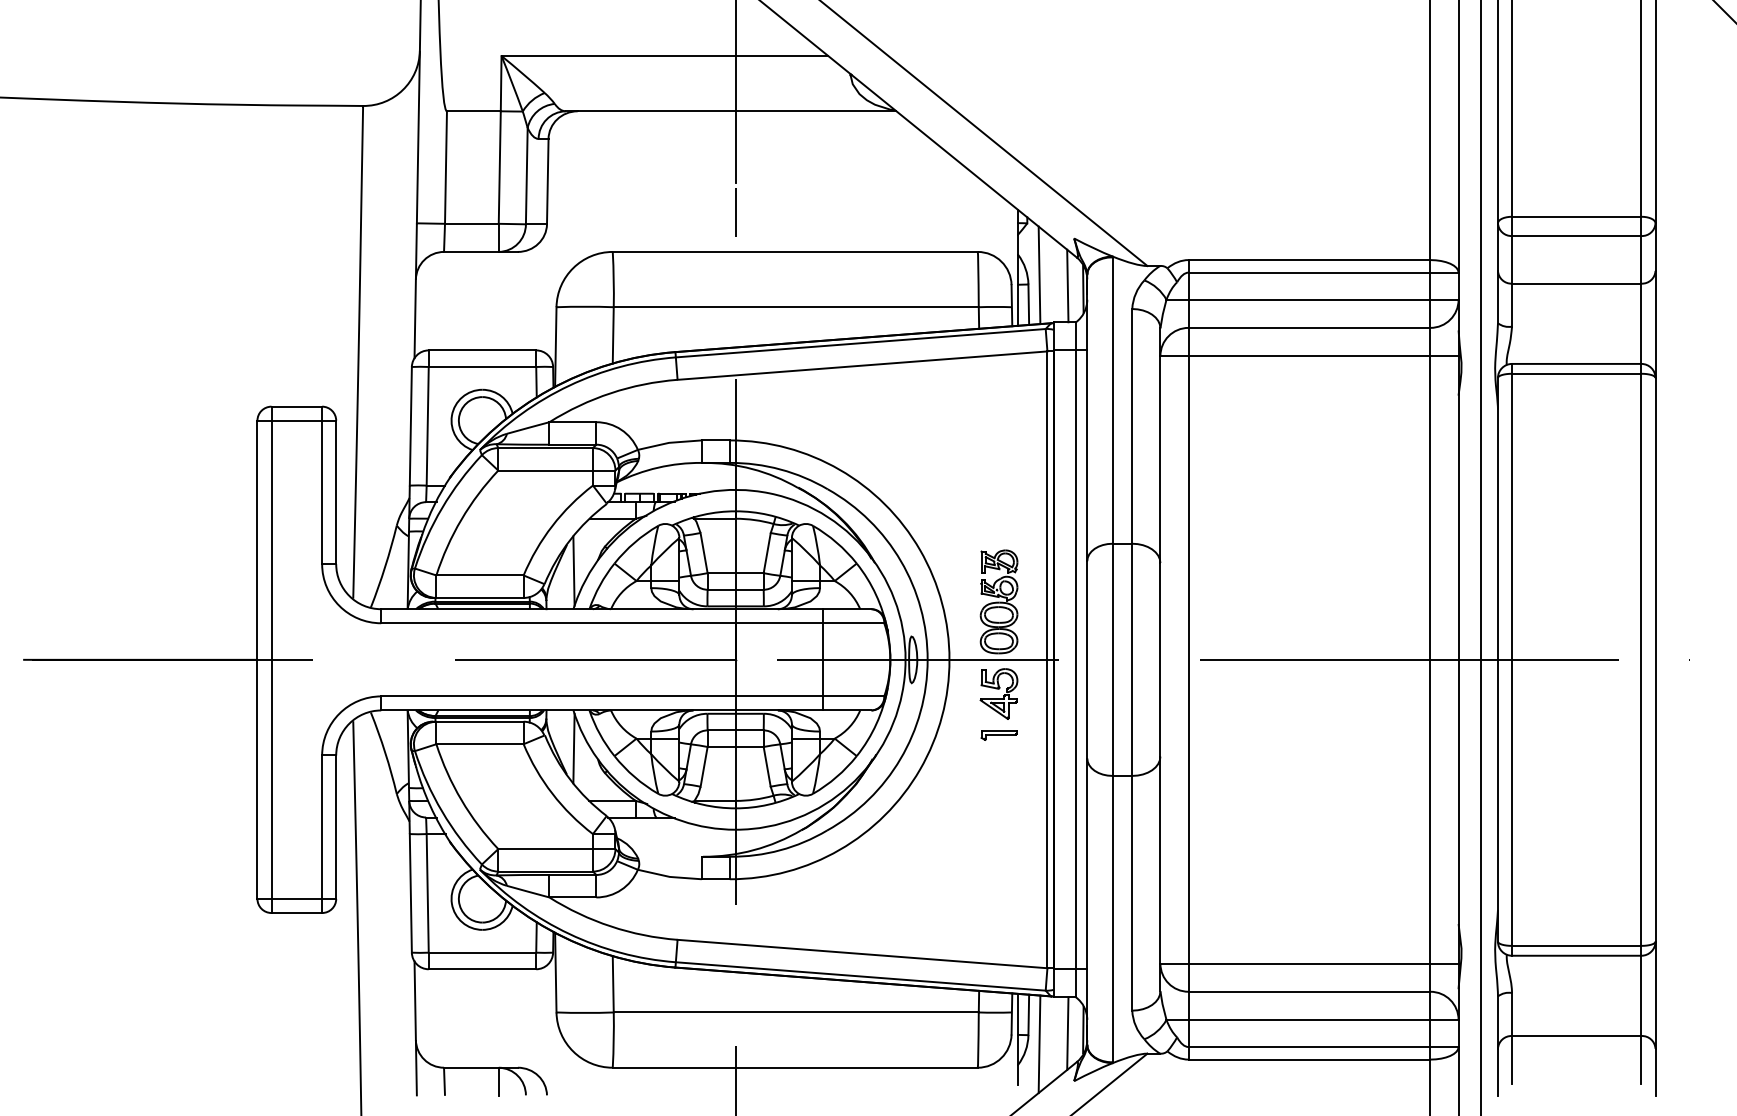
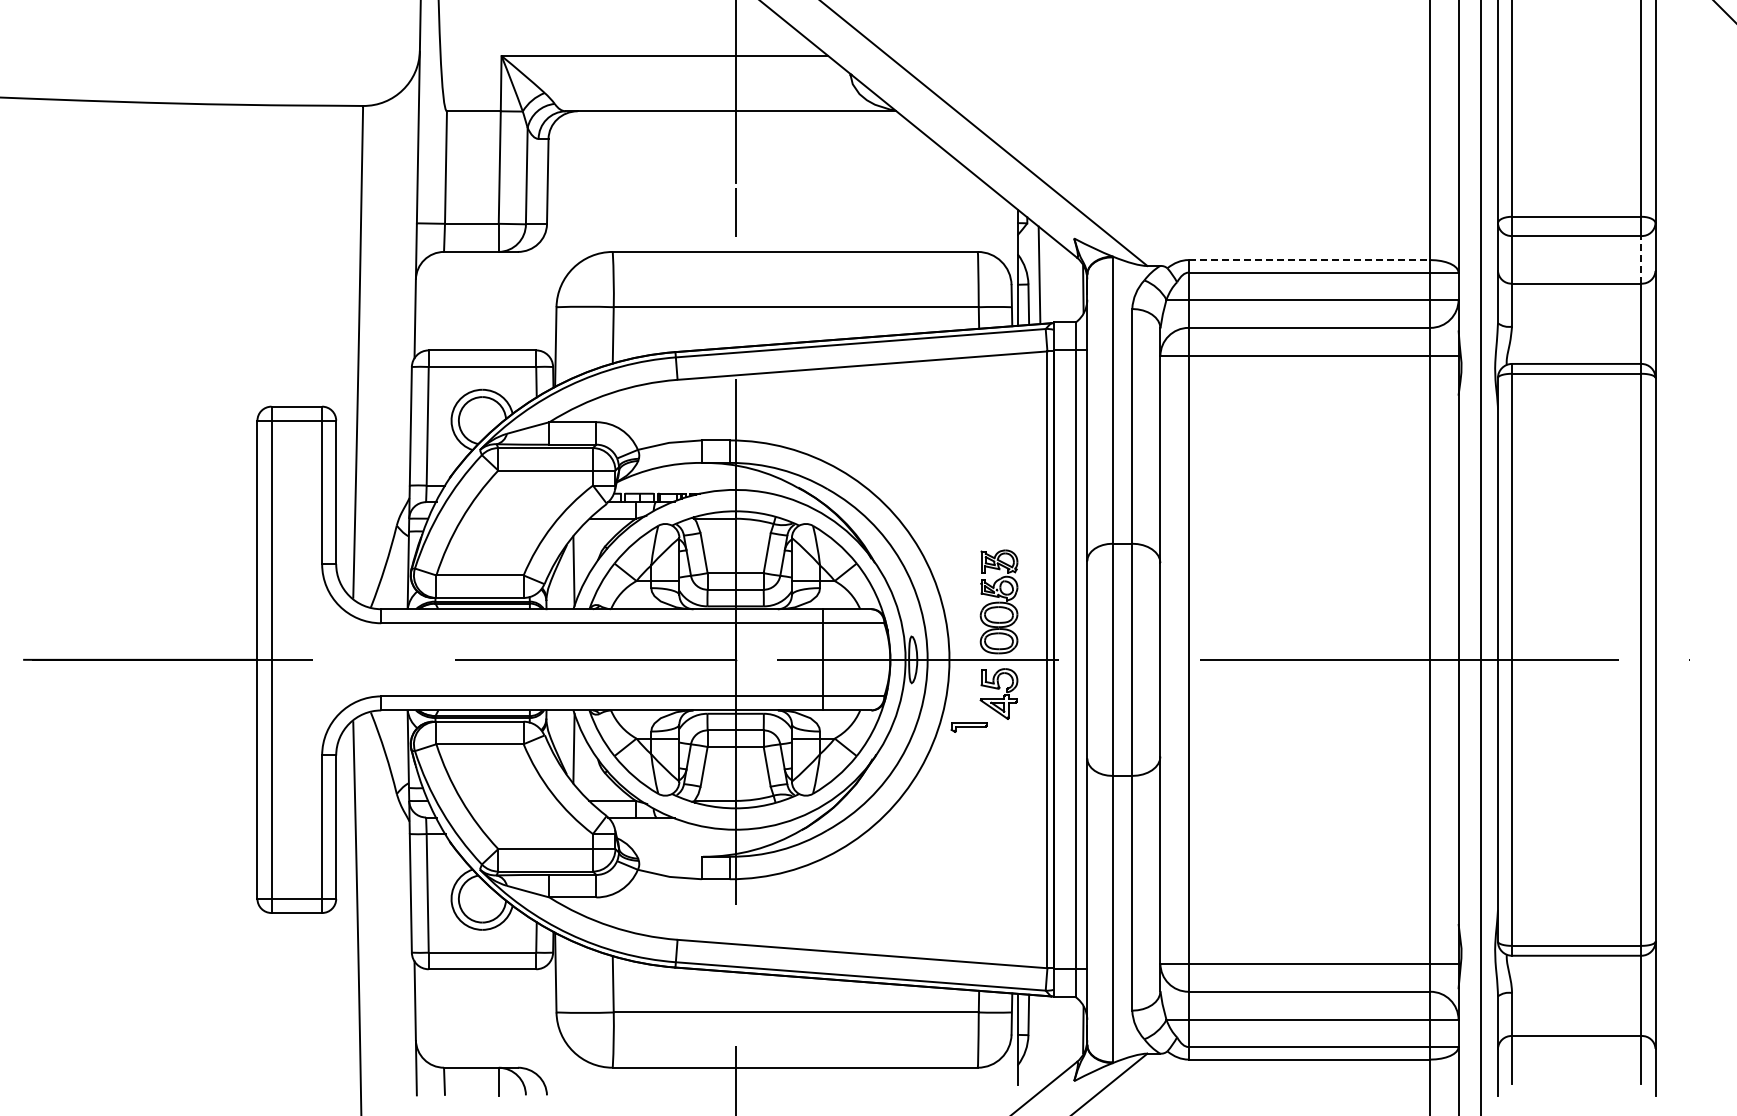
line: solid -> dashed (1641, 259)
line: solid -> dashed (1309, 260)
line: present -> none (1067, 285)
part position: (998, 735) -> (968, 727) (968, 727)
line: present -> none (1067, 1033)
line: present -> none (1039, 1044)
